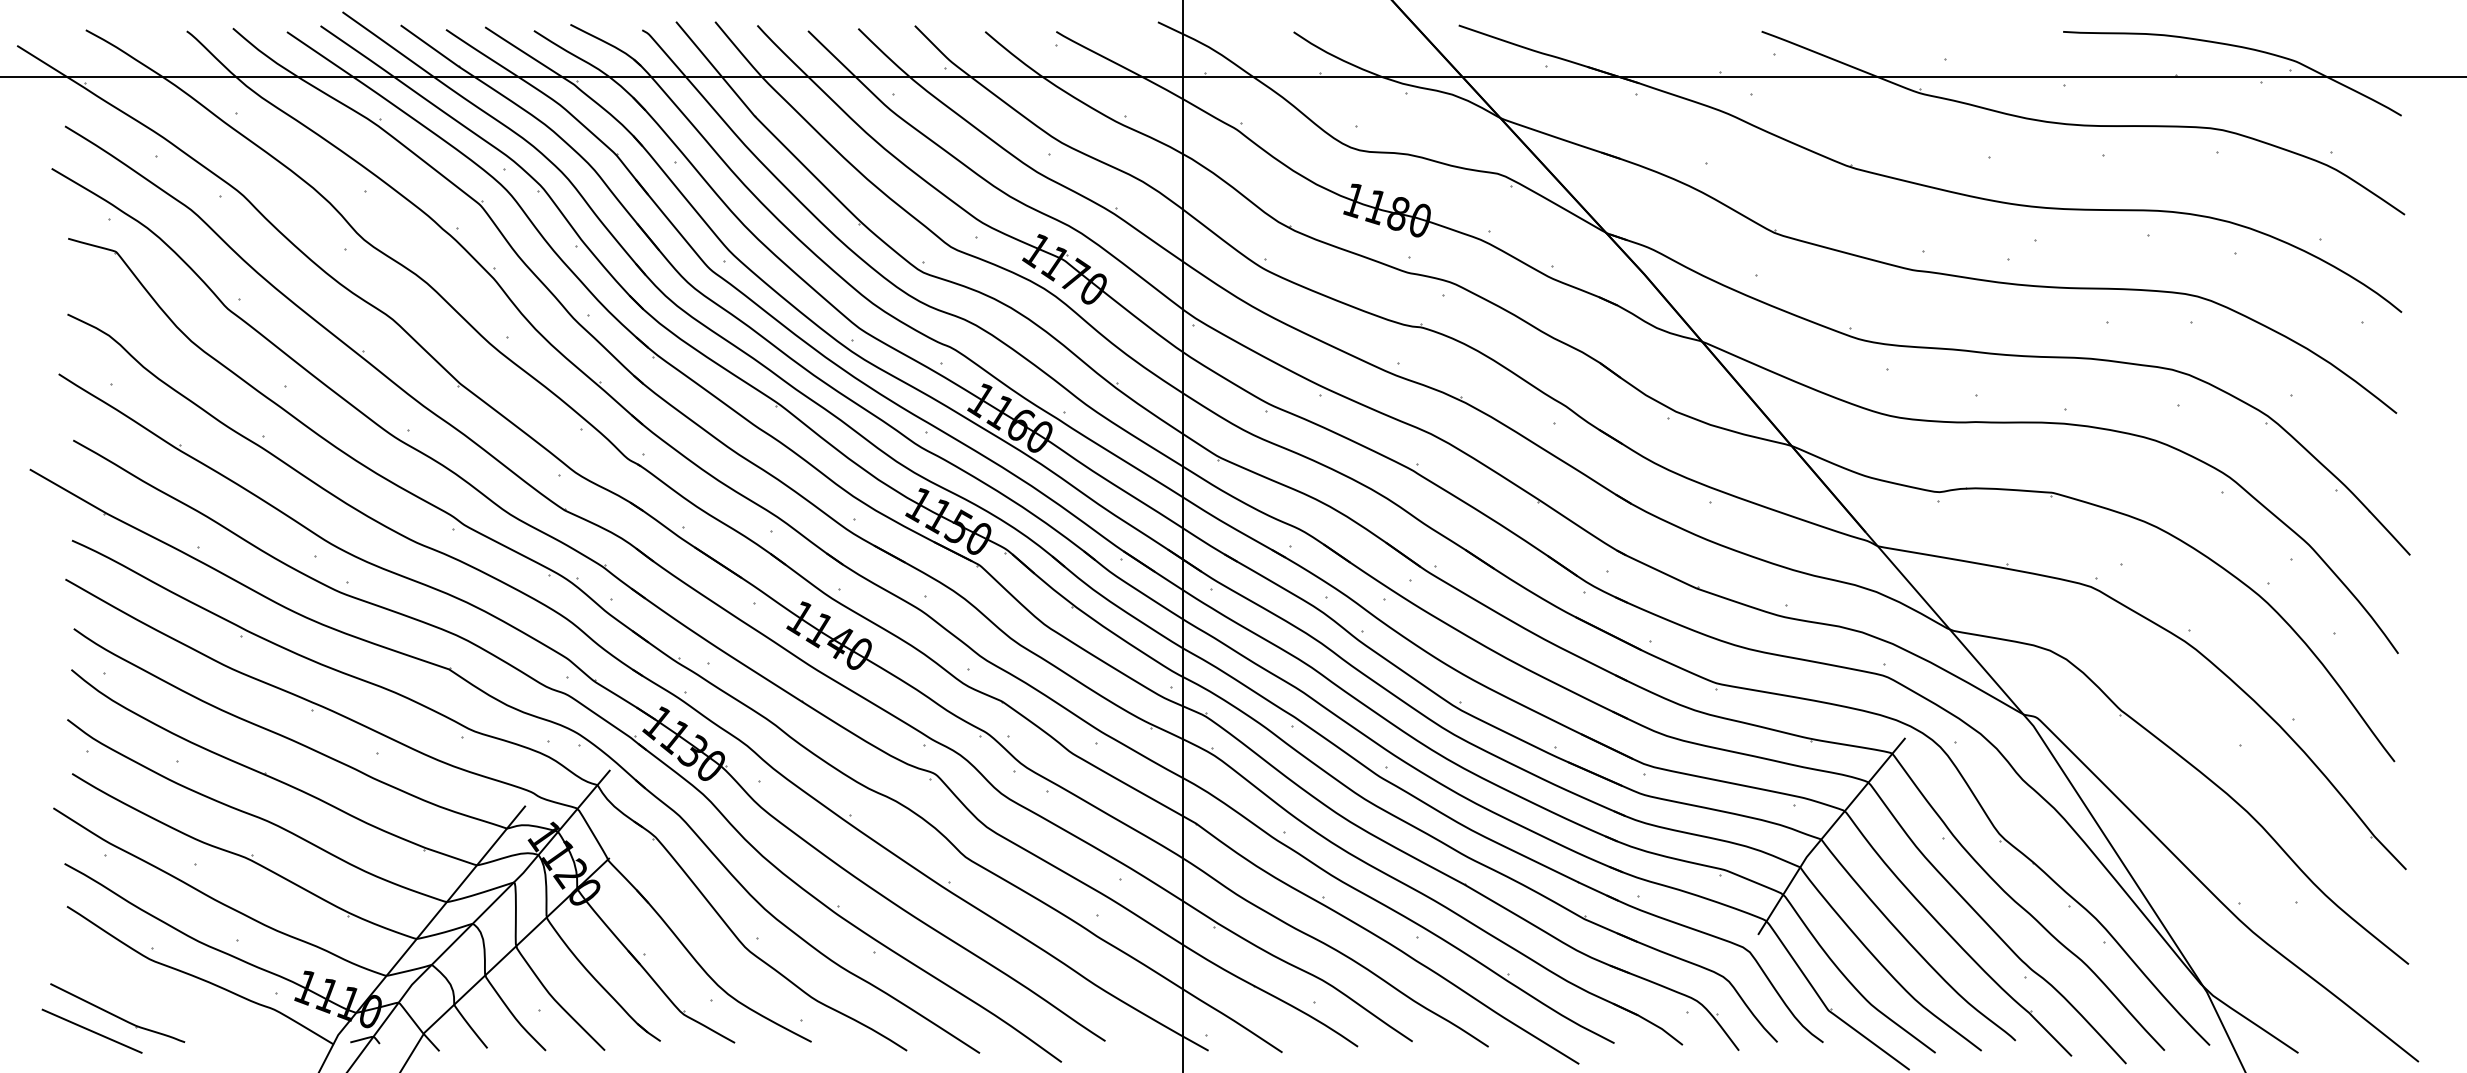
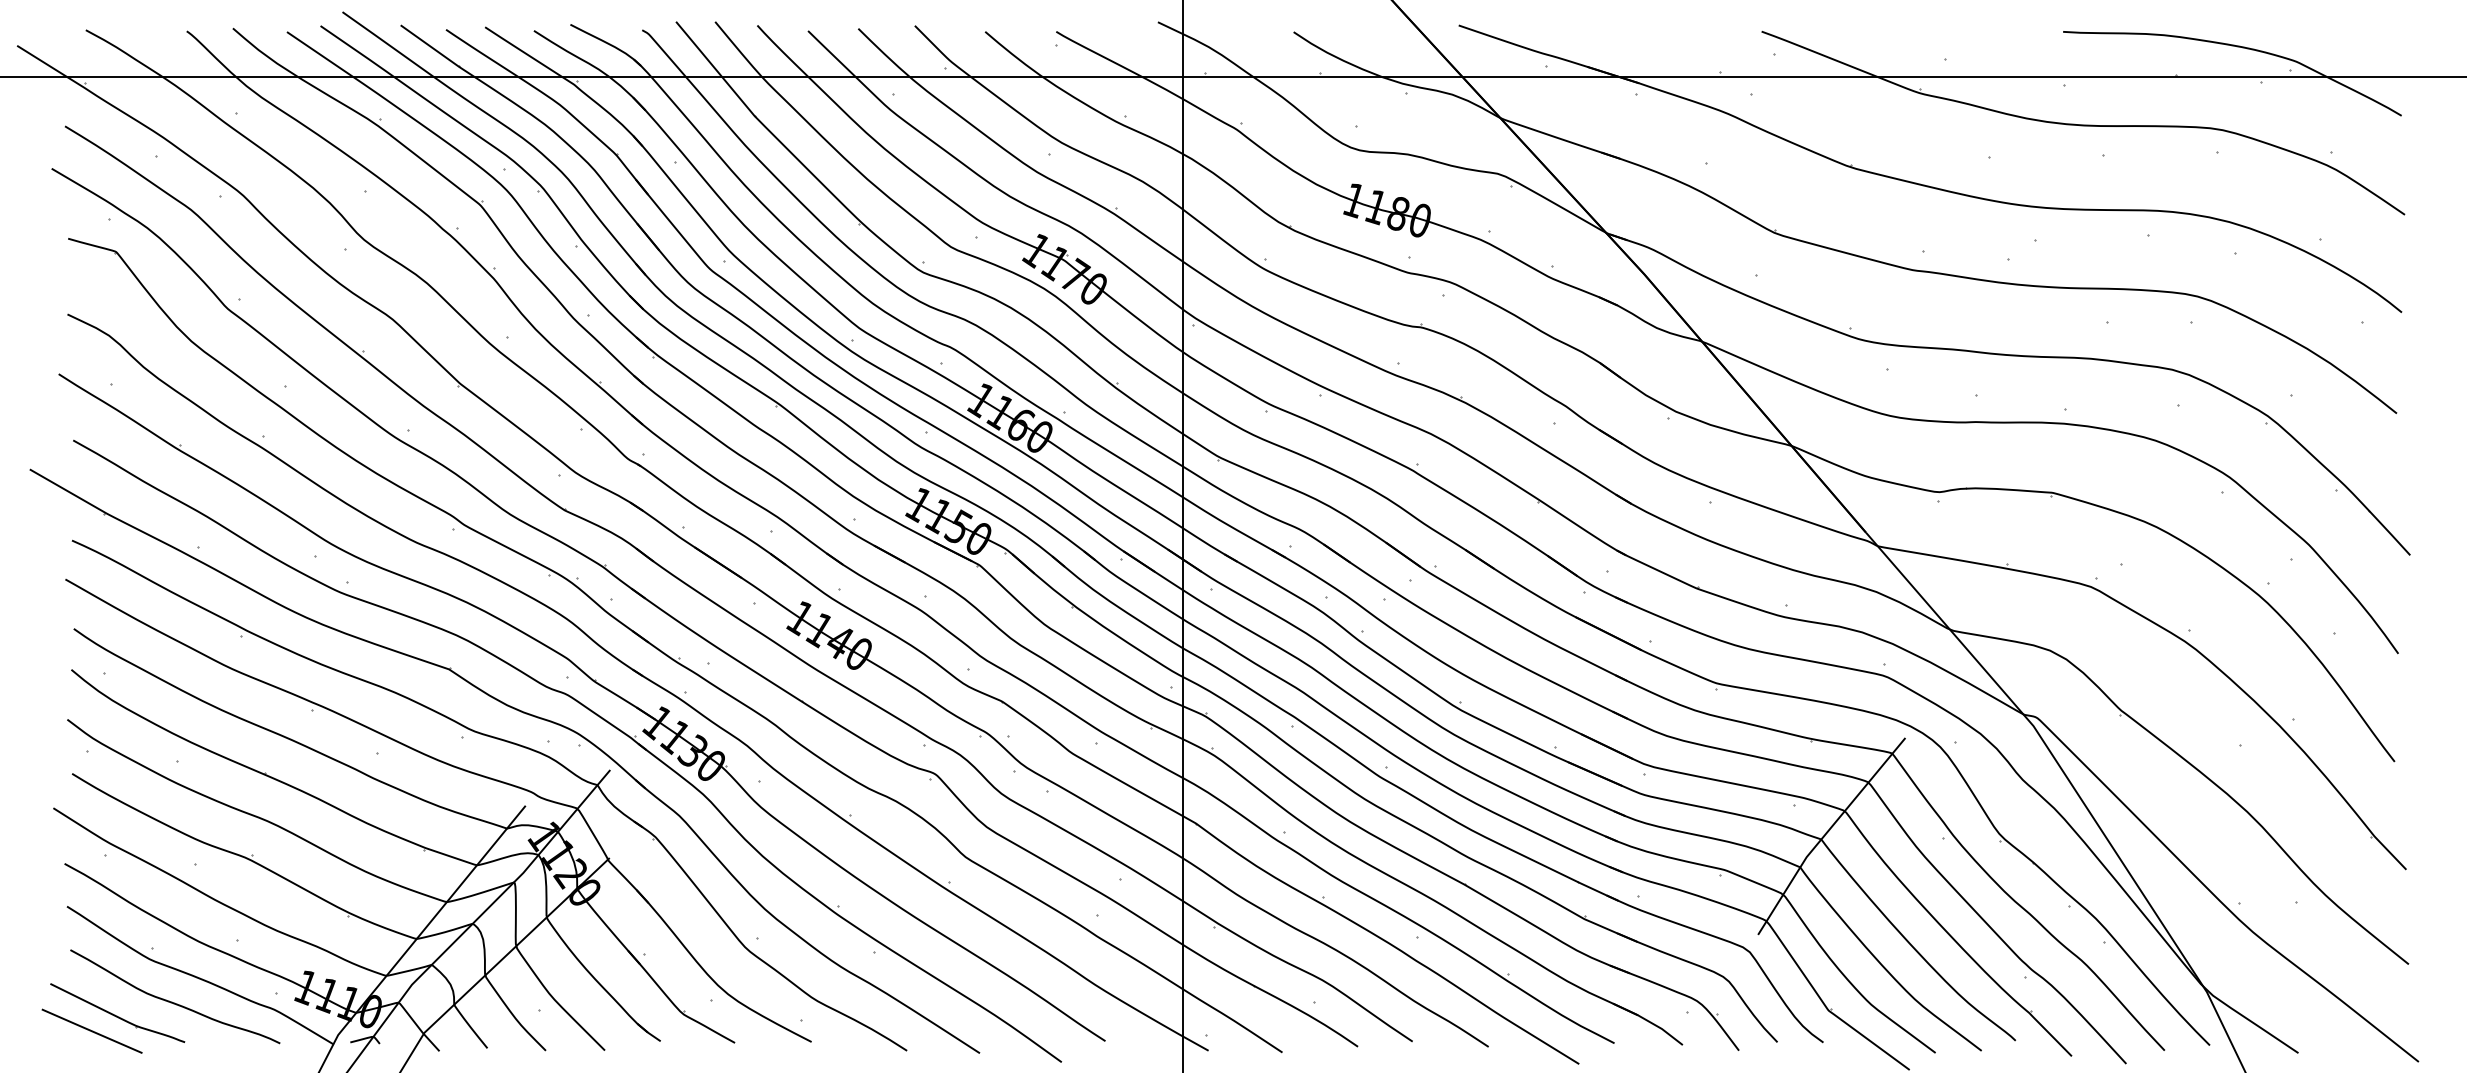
curve: none -> present (172, 1001)
